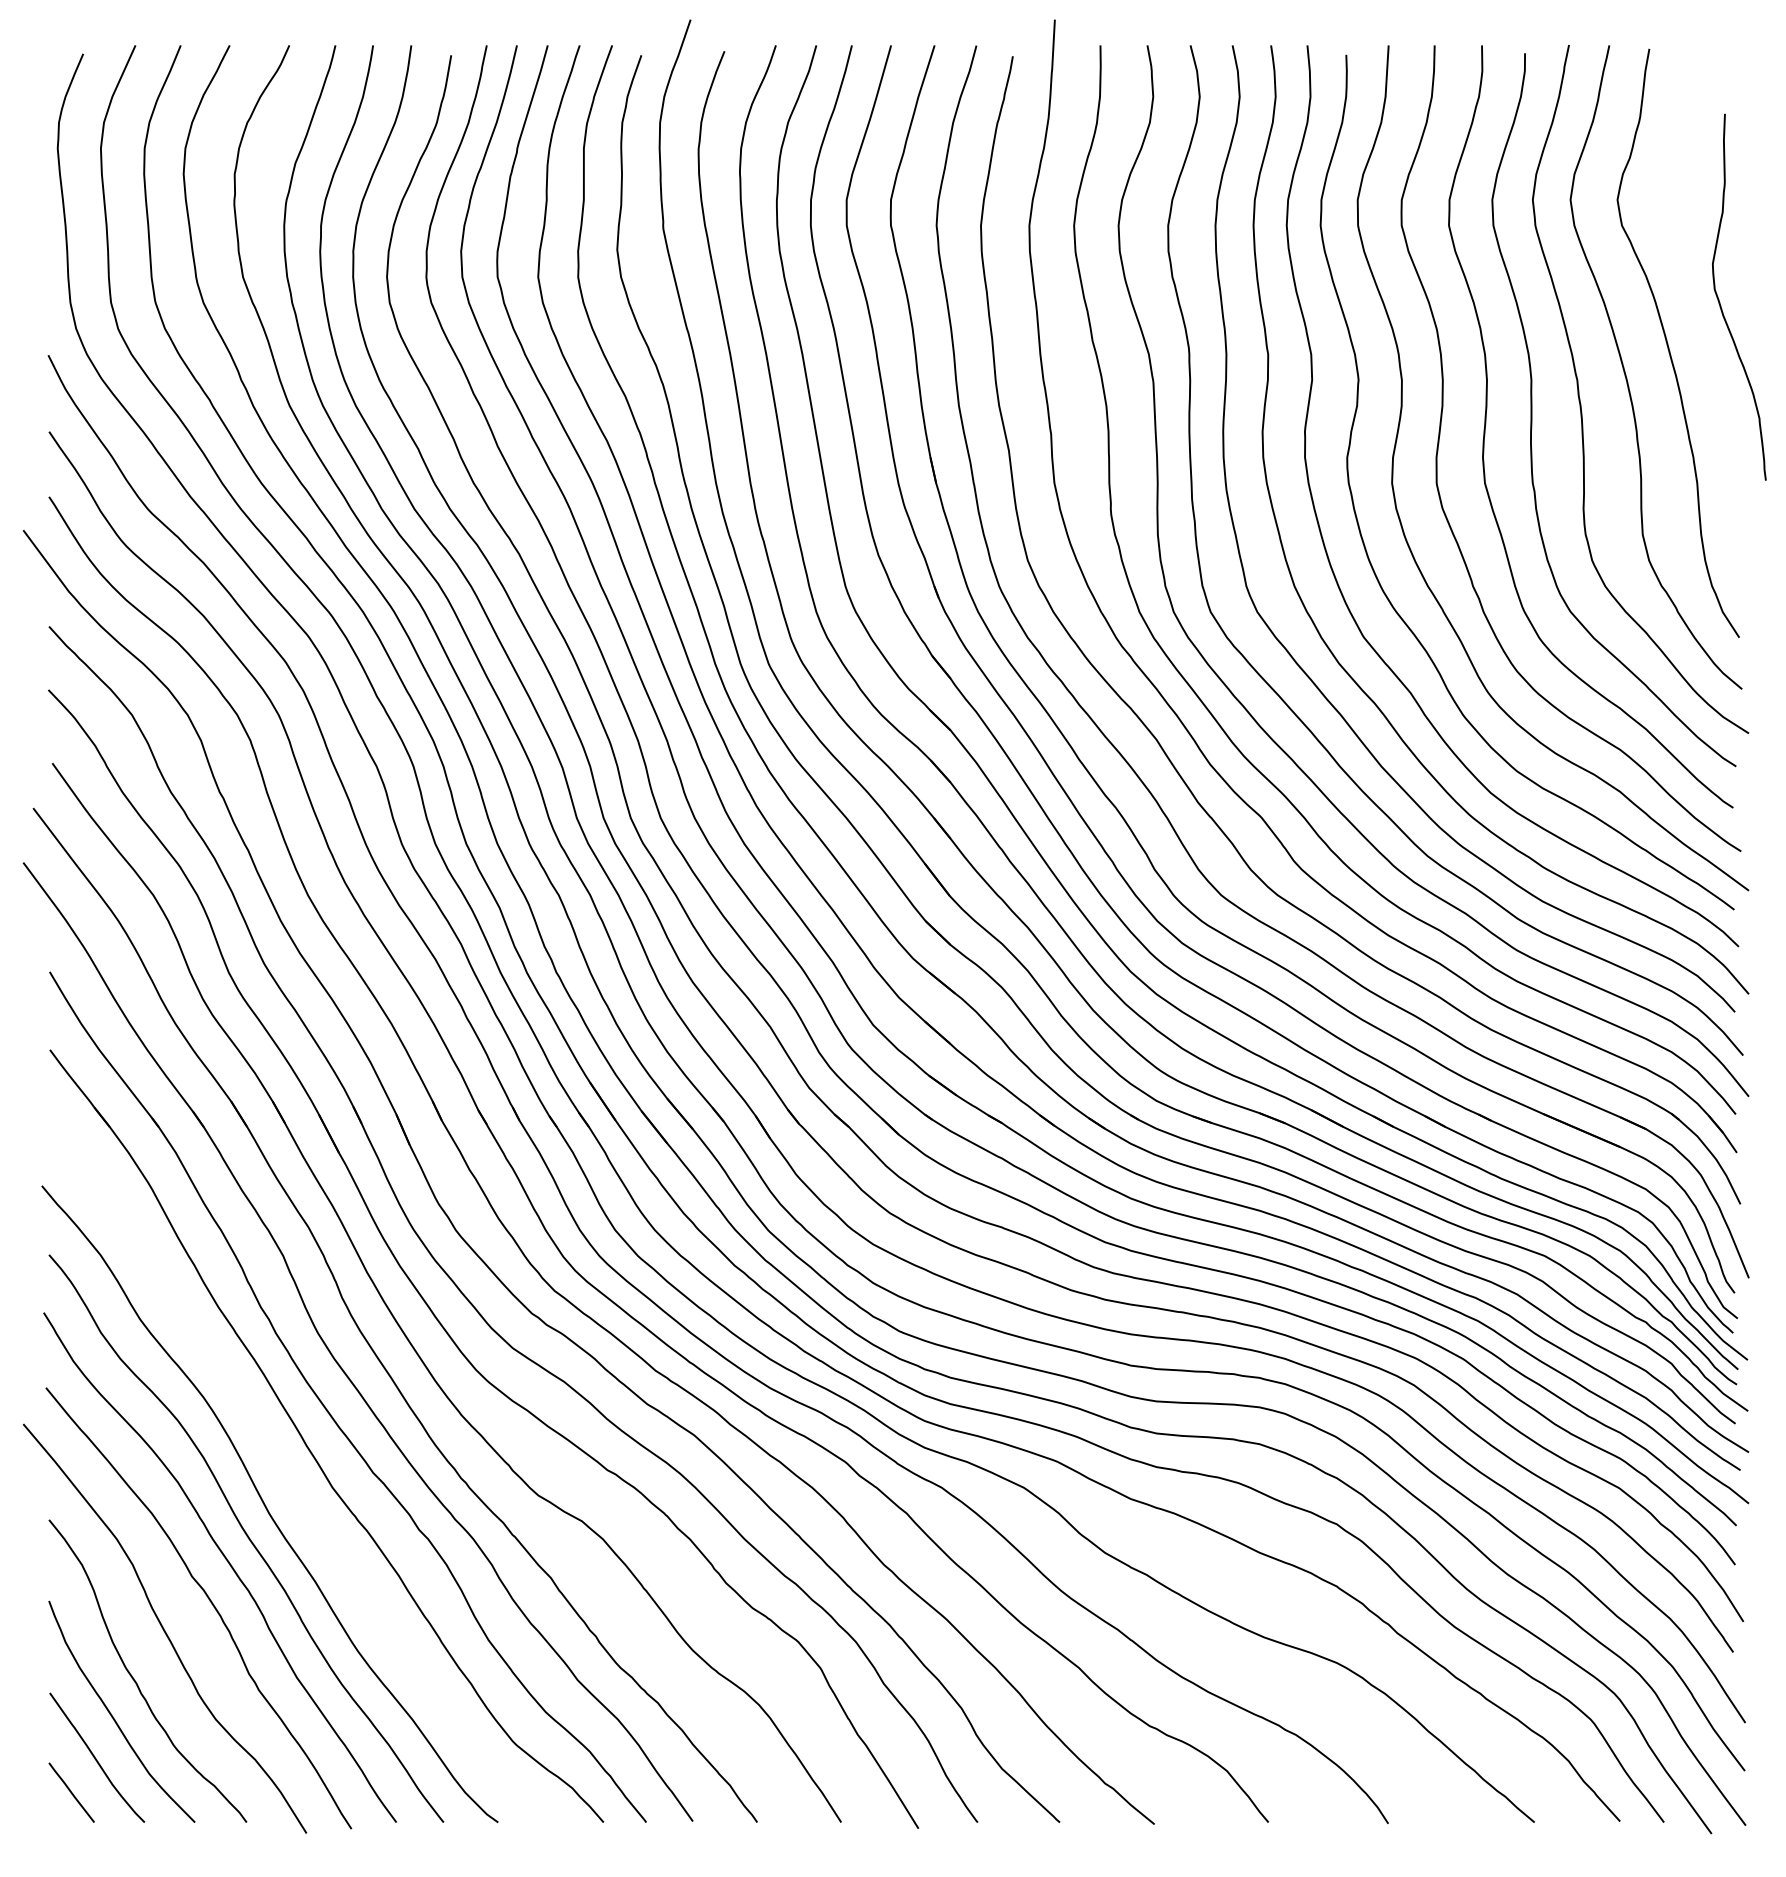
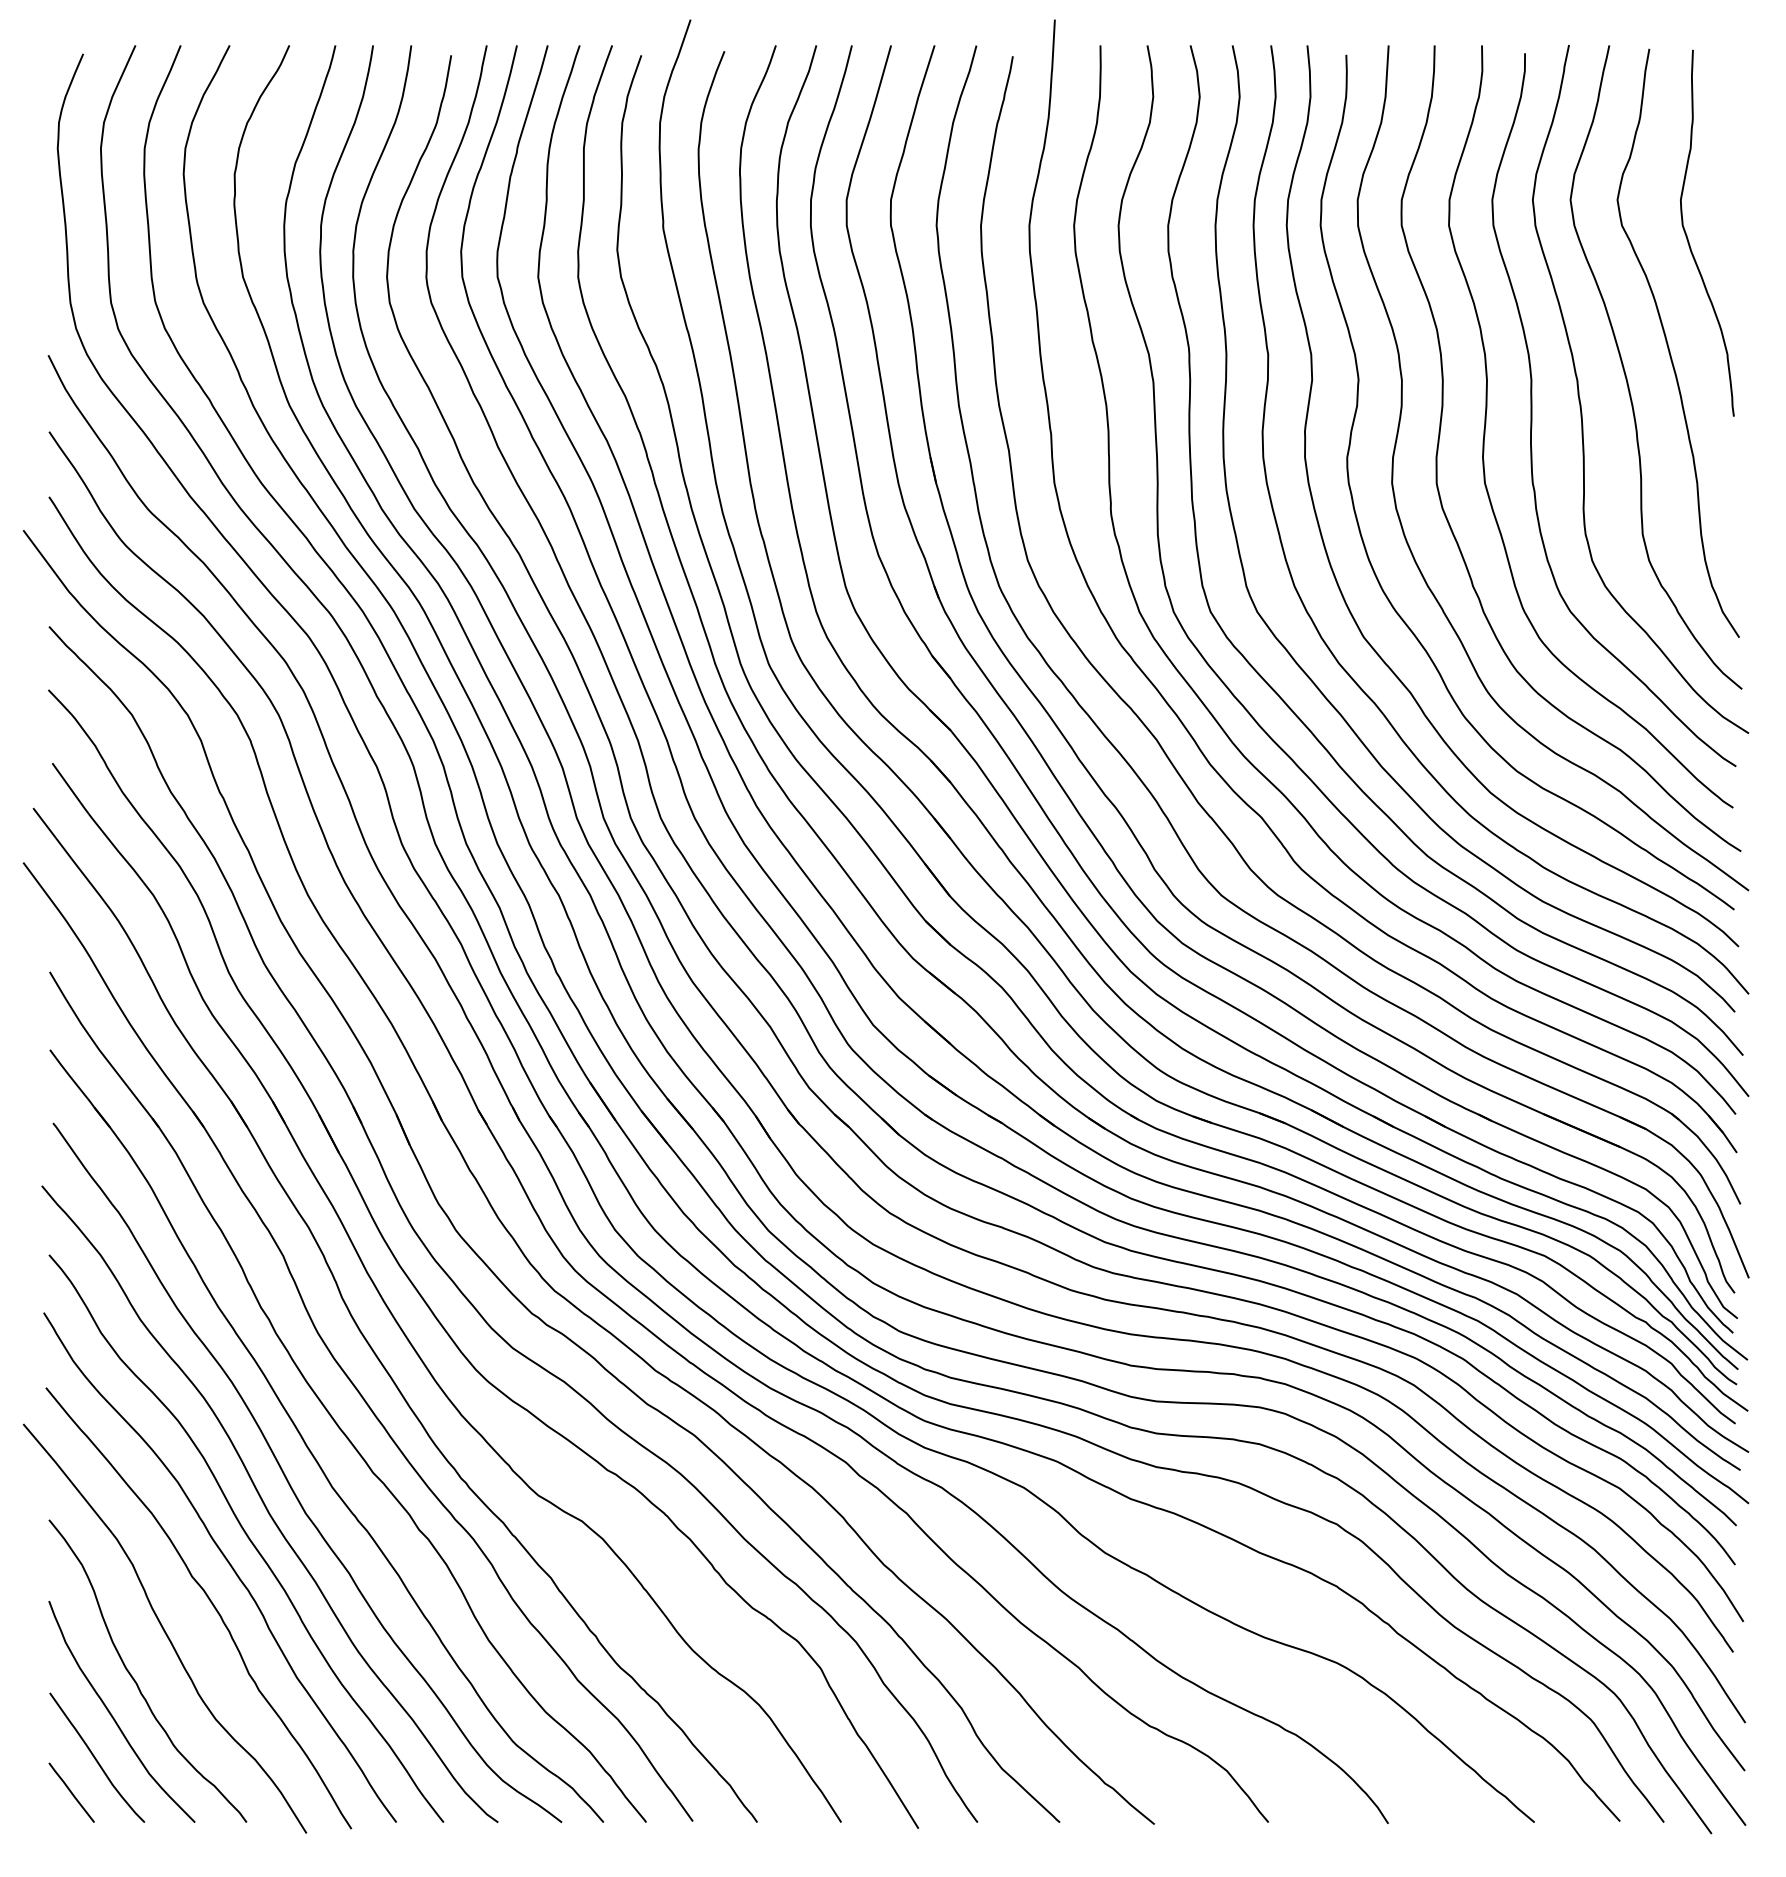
curve position: (1720, 302) -> (1688, 238) (1688, 238)
curve: none -> present (289, 1482)
